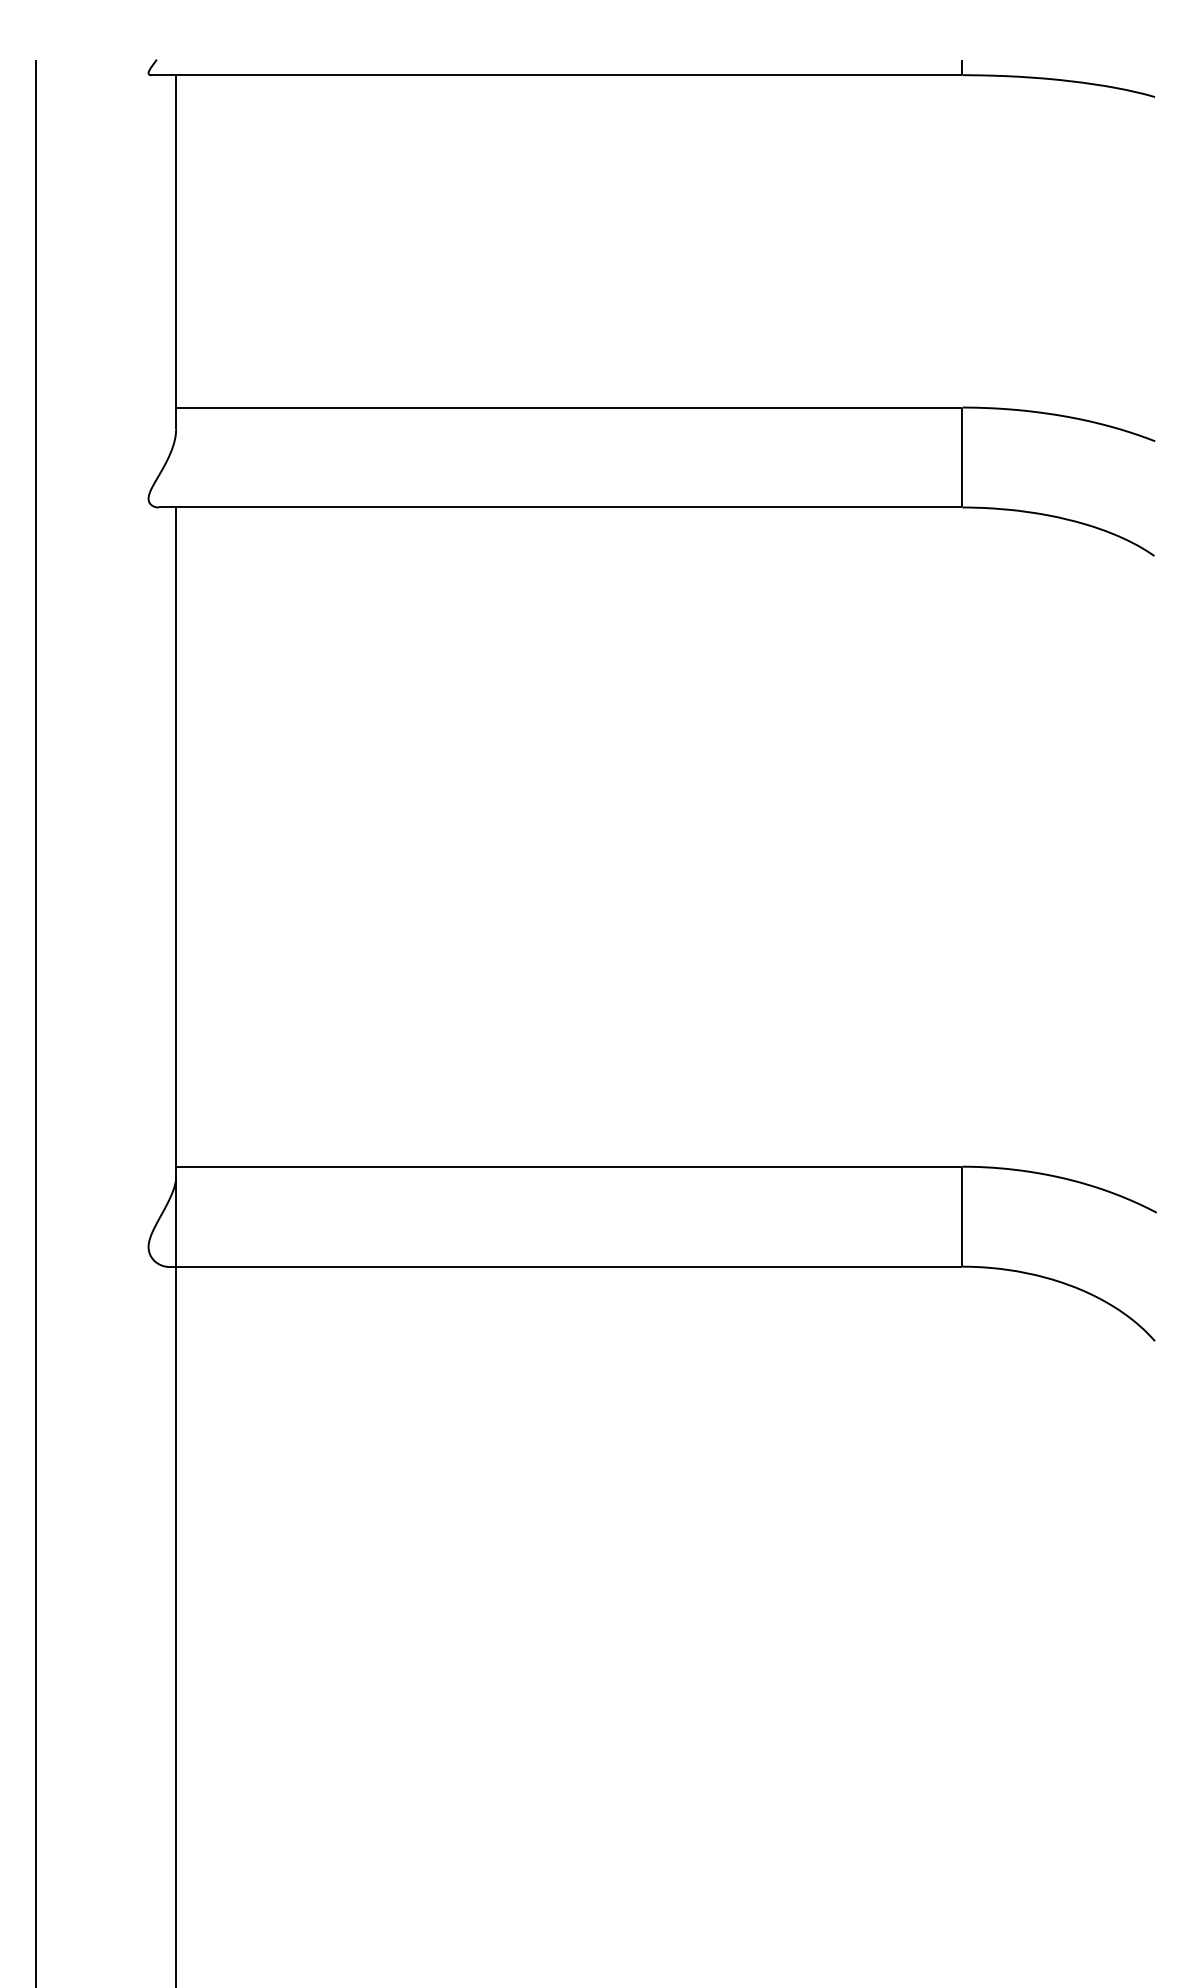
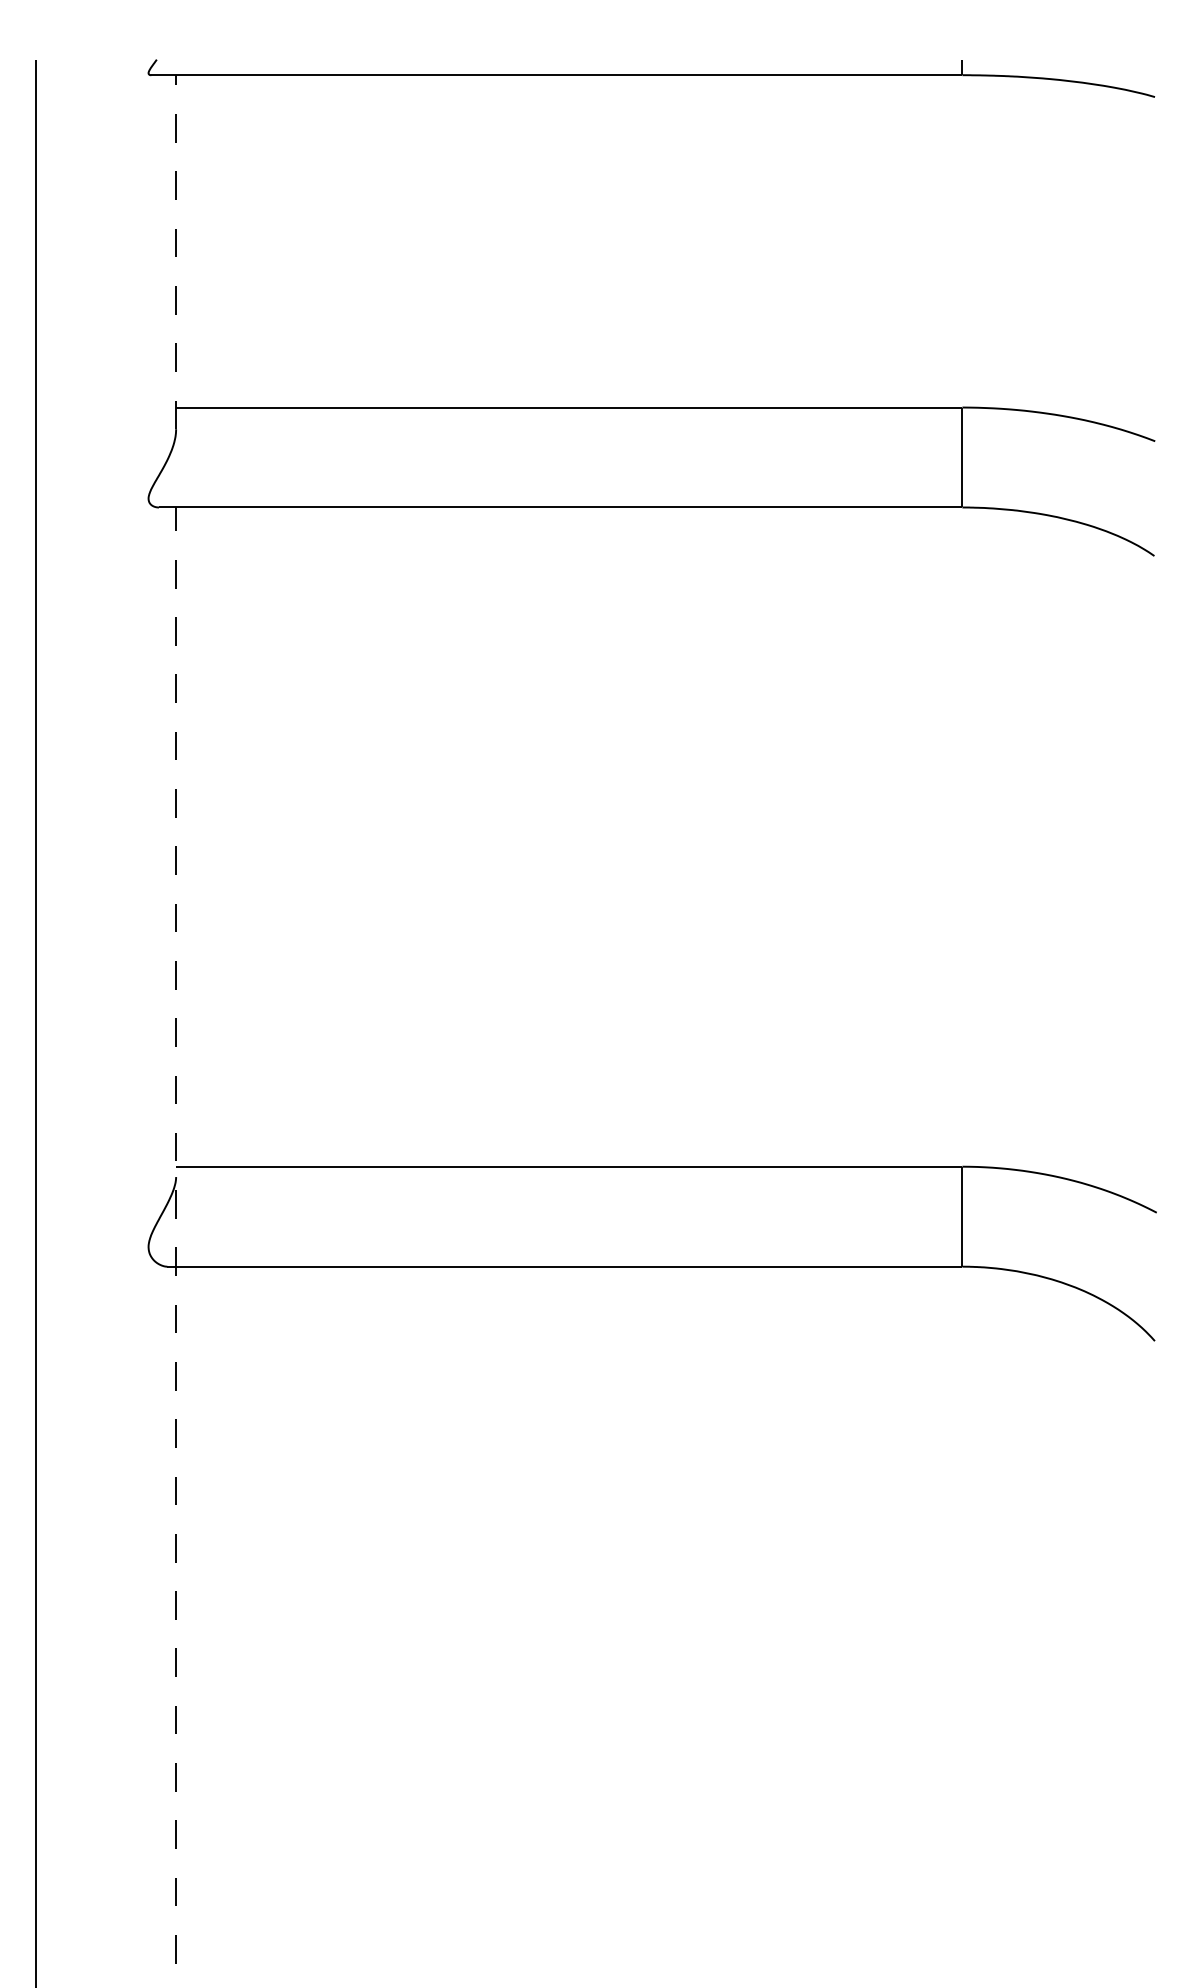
line: solid -> dashed (176, 251)
line: solid -> dashed (176, 1247)
